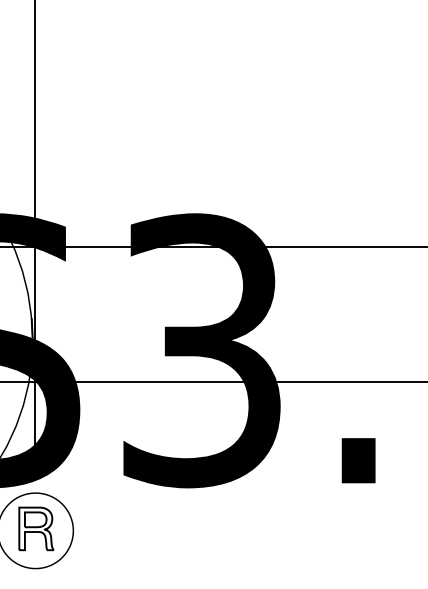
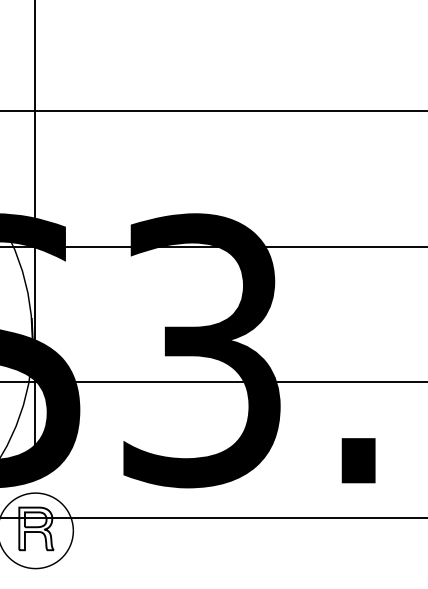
line: none -> present (213, 111)
line: none -> present (213, 517)
